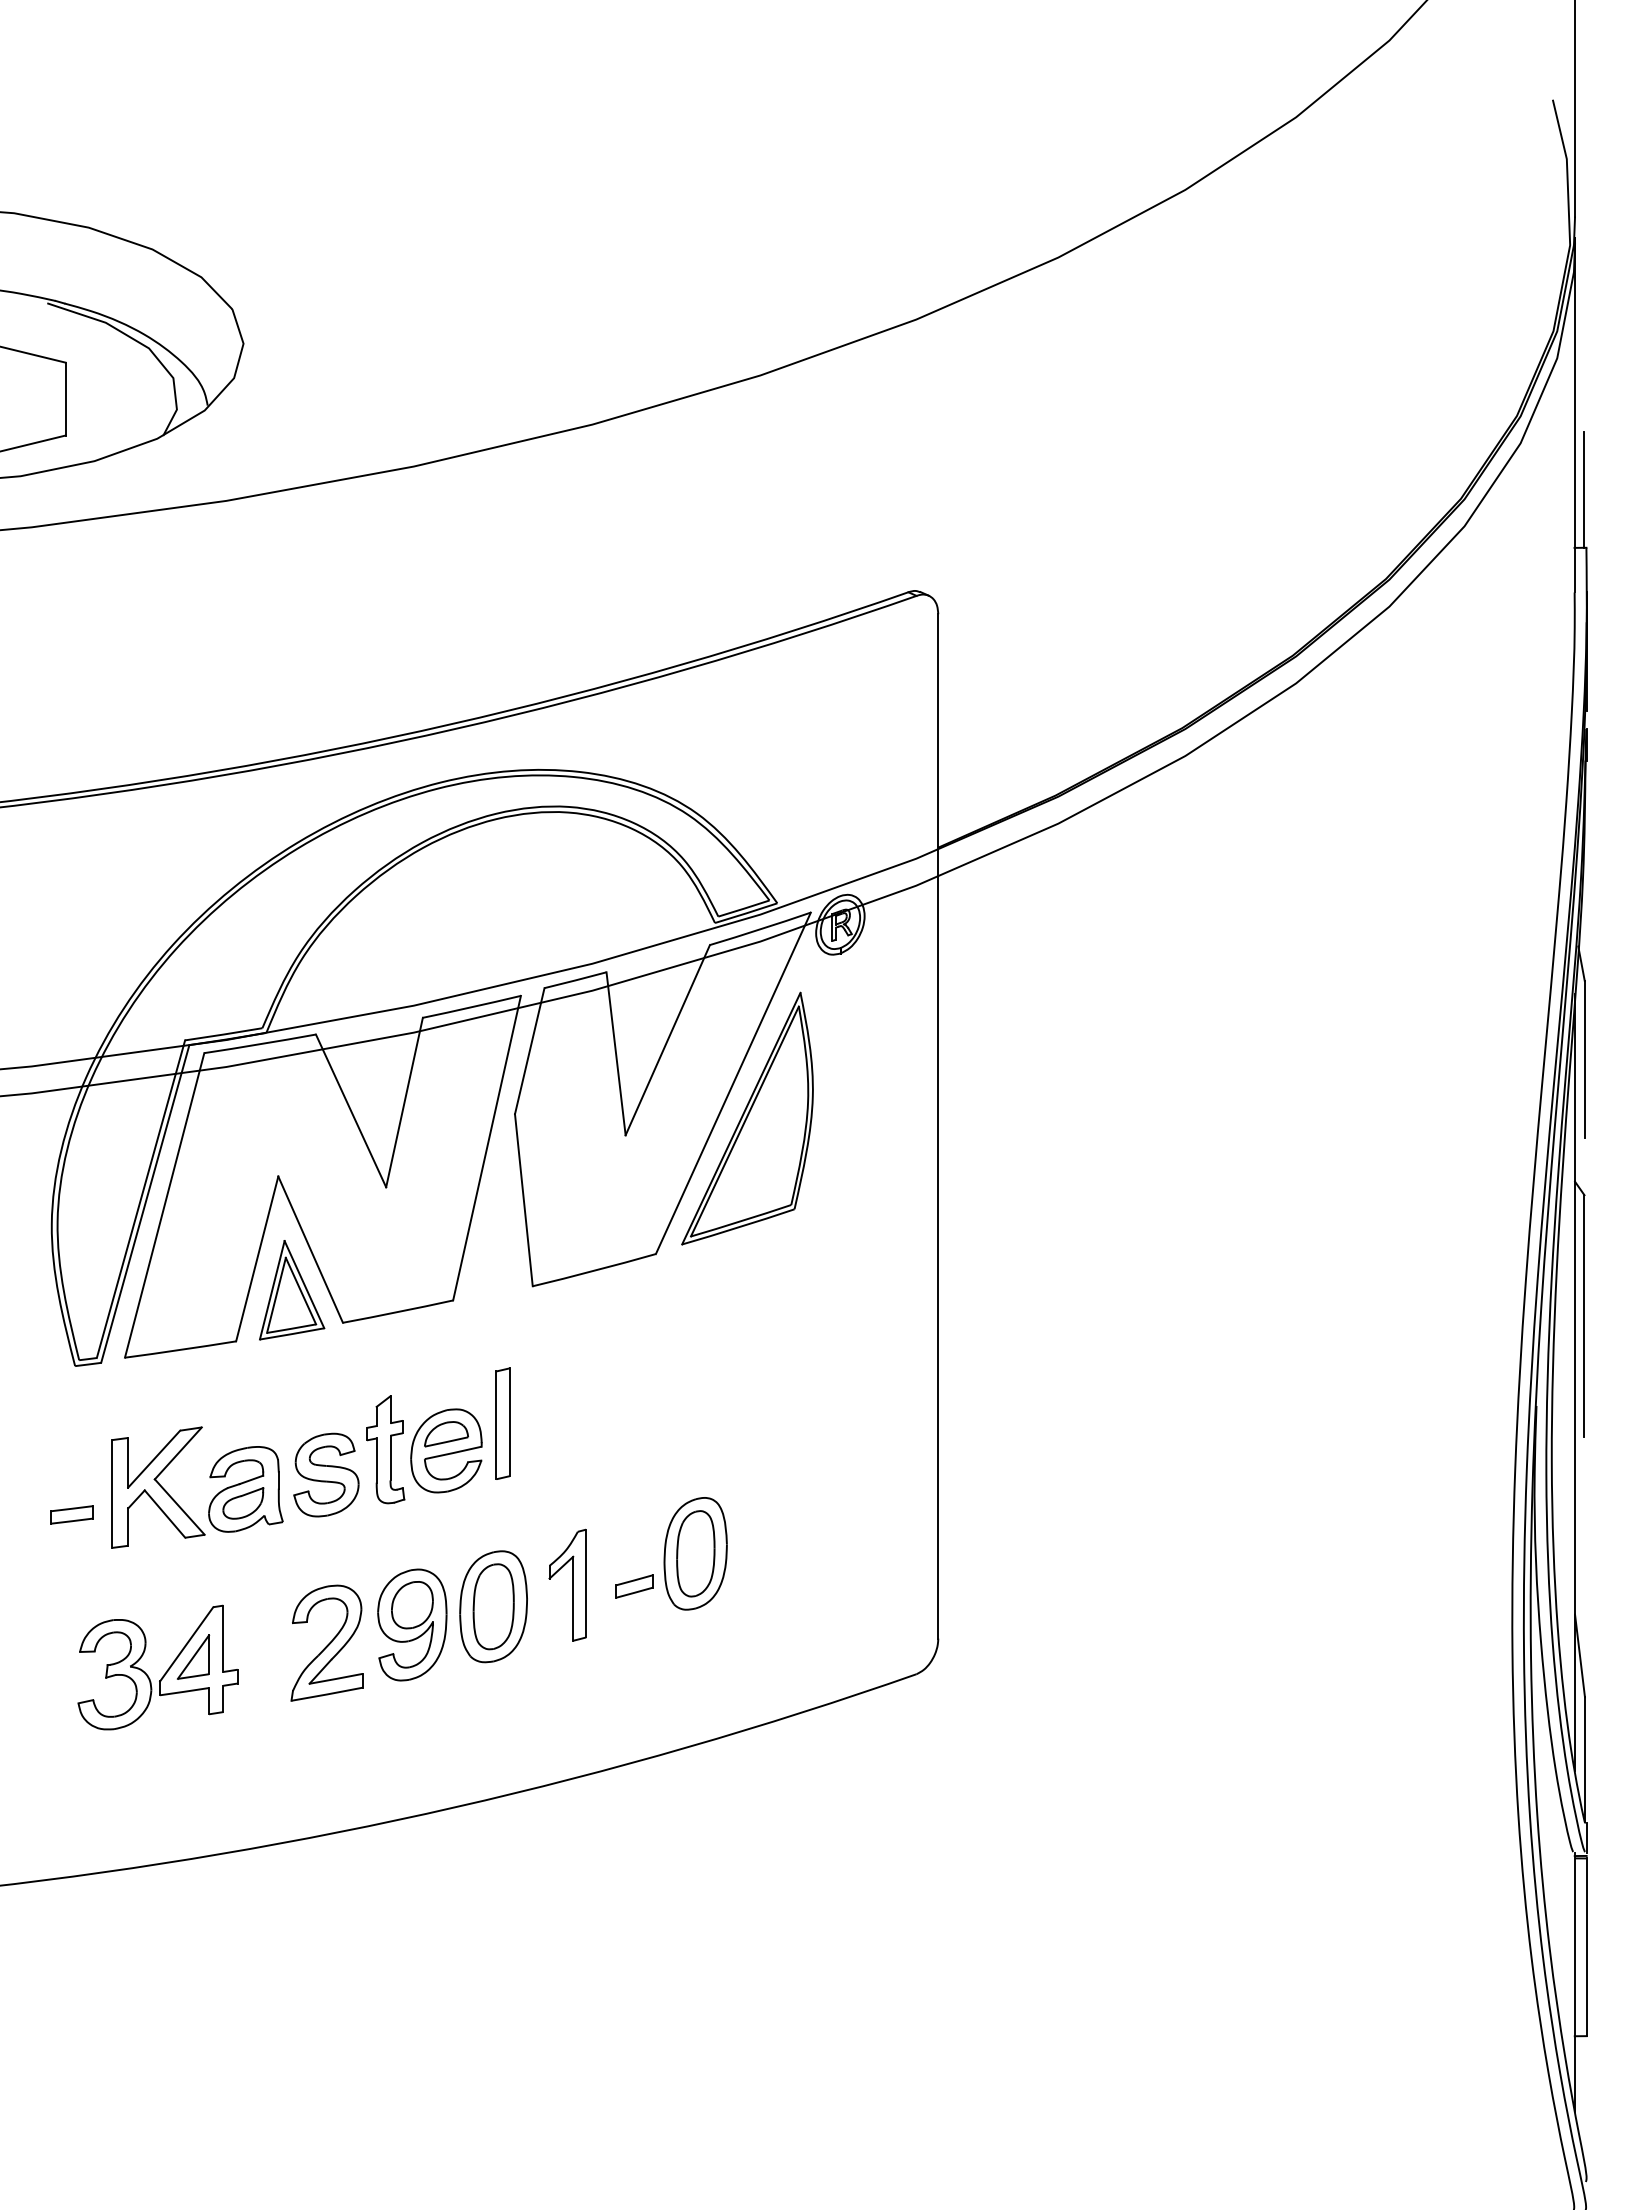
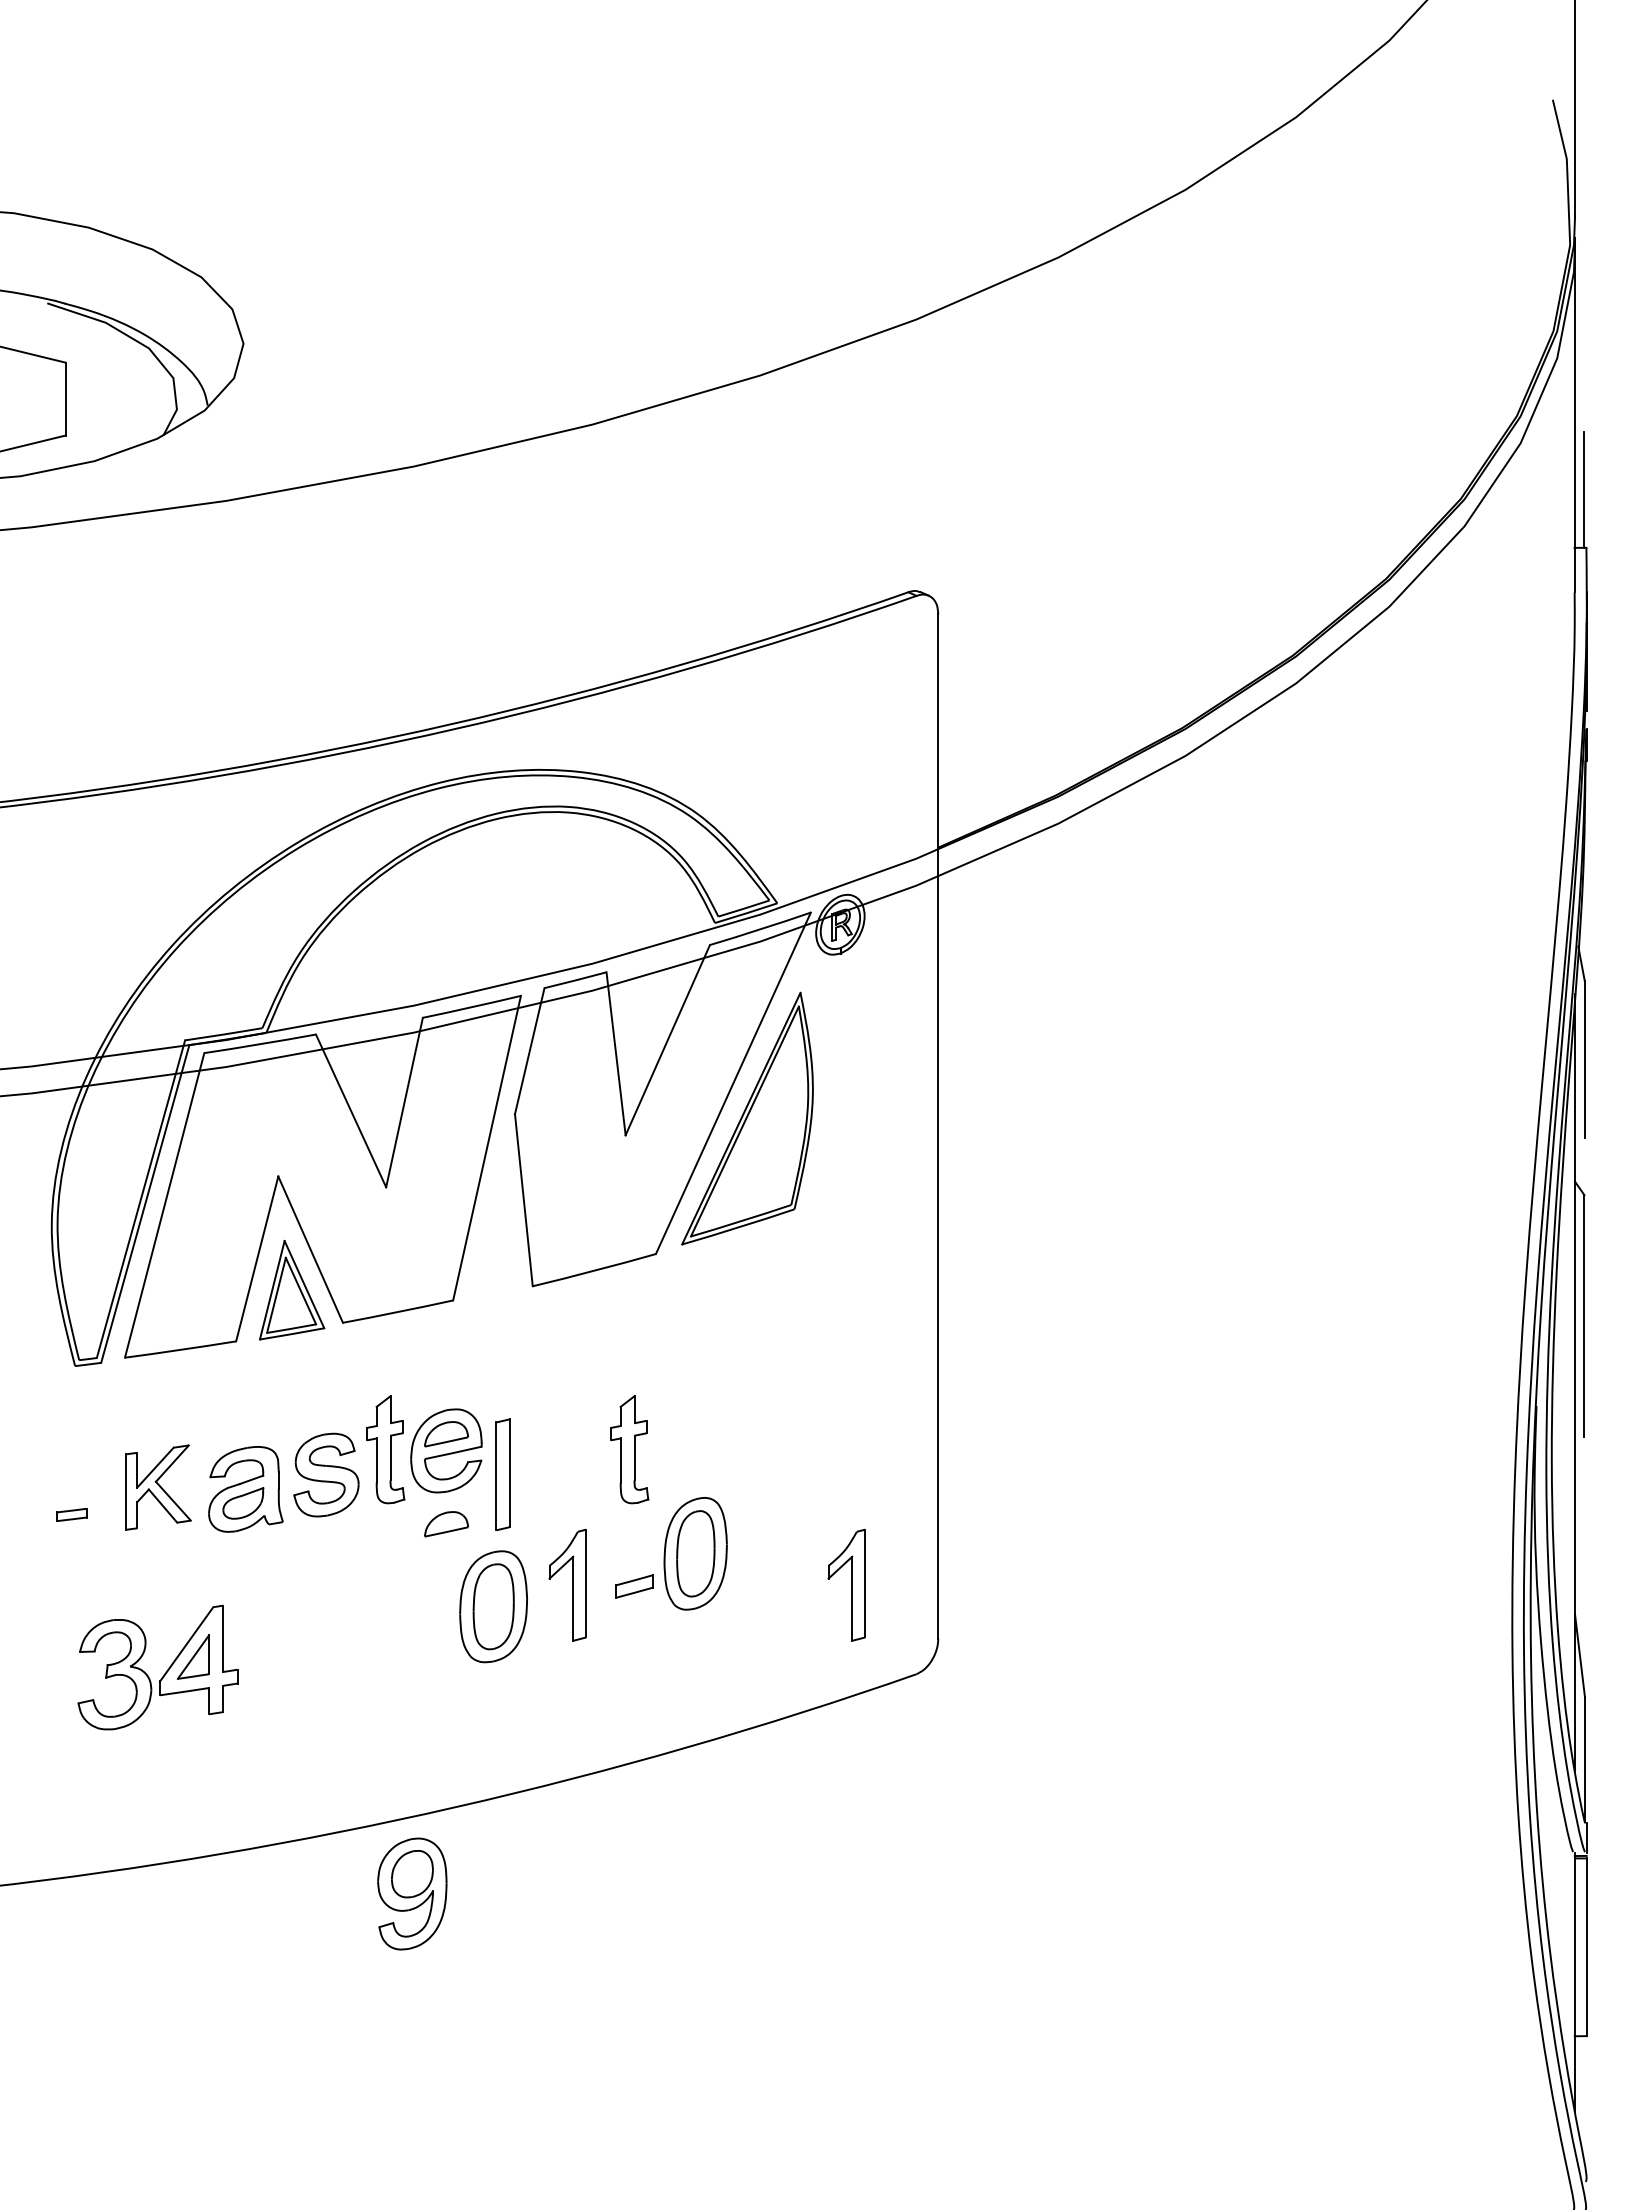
part position: (502, 1423) -> (502, 1474) (502, 1474)
part: none -> present (629, 1449)
part size: 95x123 px -> 67x87 px (158, 1487)
part size: 44x20 px -> 32x14 px (71, 1514)
part: none -> present (446, 1524)
part: none -> present (846, 1584)
part position: (412, 1624) -> (412, 1893) (412, 1893)
part: present -> none (326, 1642)
